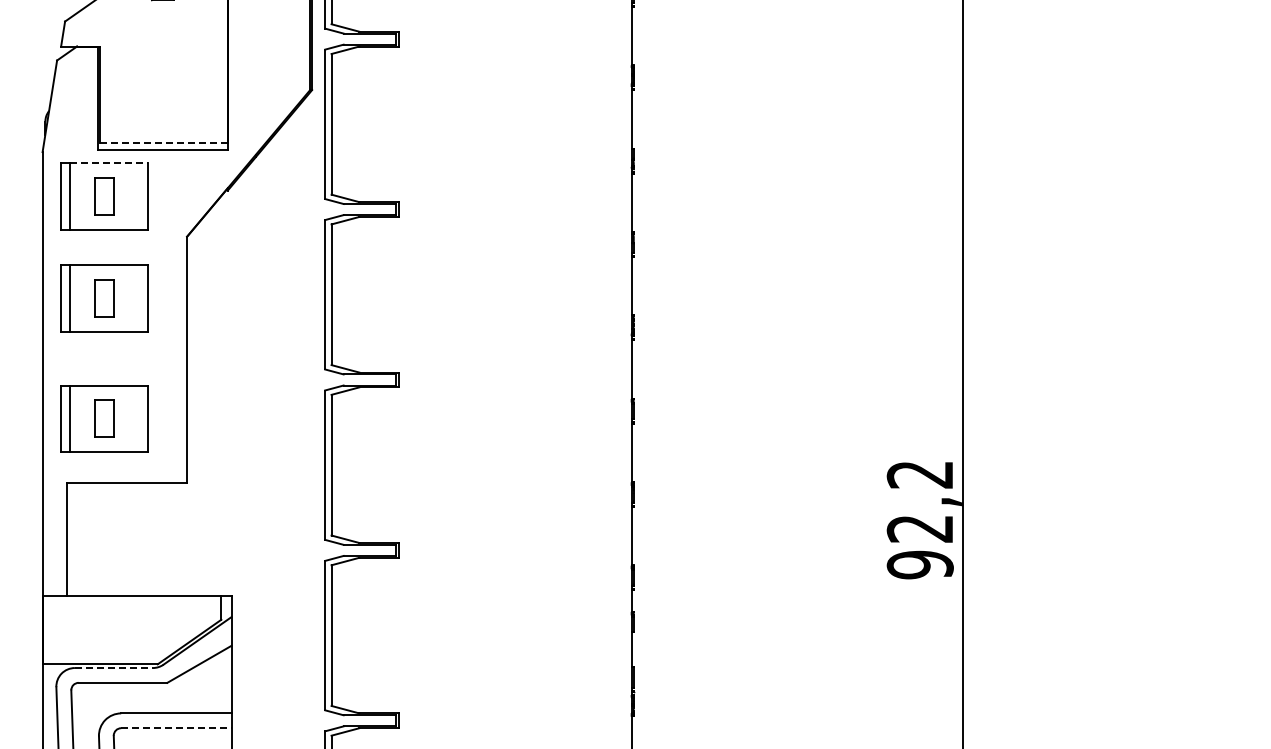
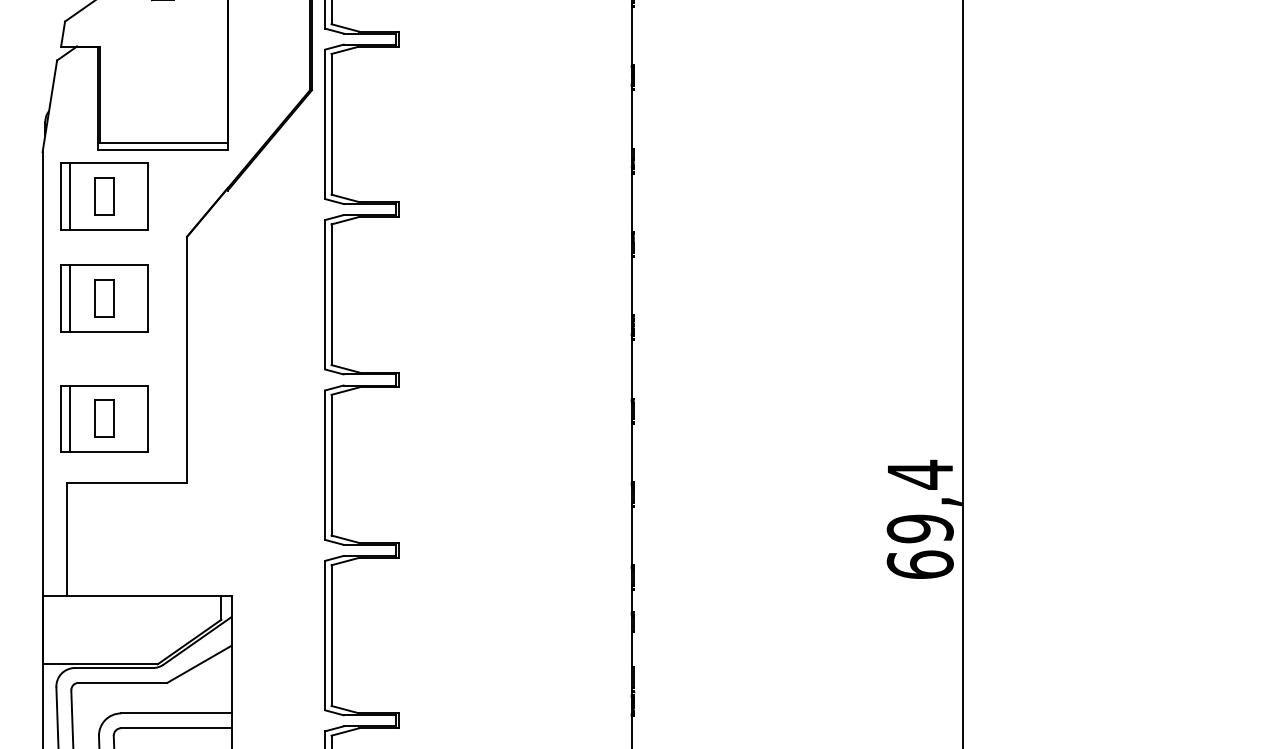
line: dashed -> solid (163, 142)
line: dashed -> solid (109, 163)
text: 92,2 -> 69,4 (919, 519)
line: dashed -> solid (114, 668)
line: dashed -> solid (176, 728)
